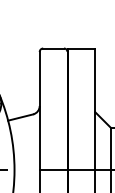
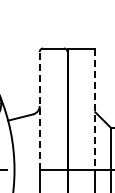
line: solid -> dashed (95, 109)
line: solid -> dashed (39, 110)
